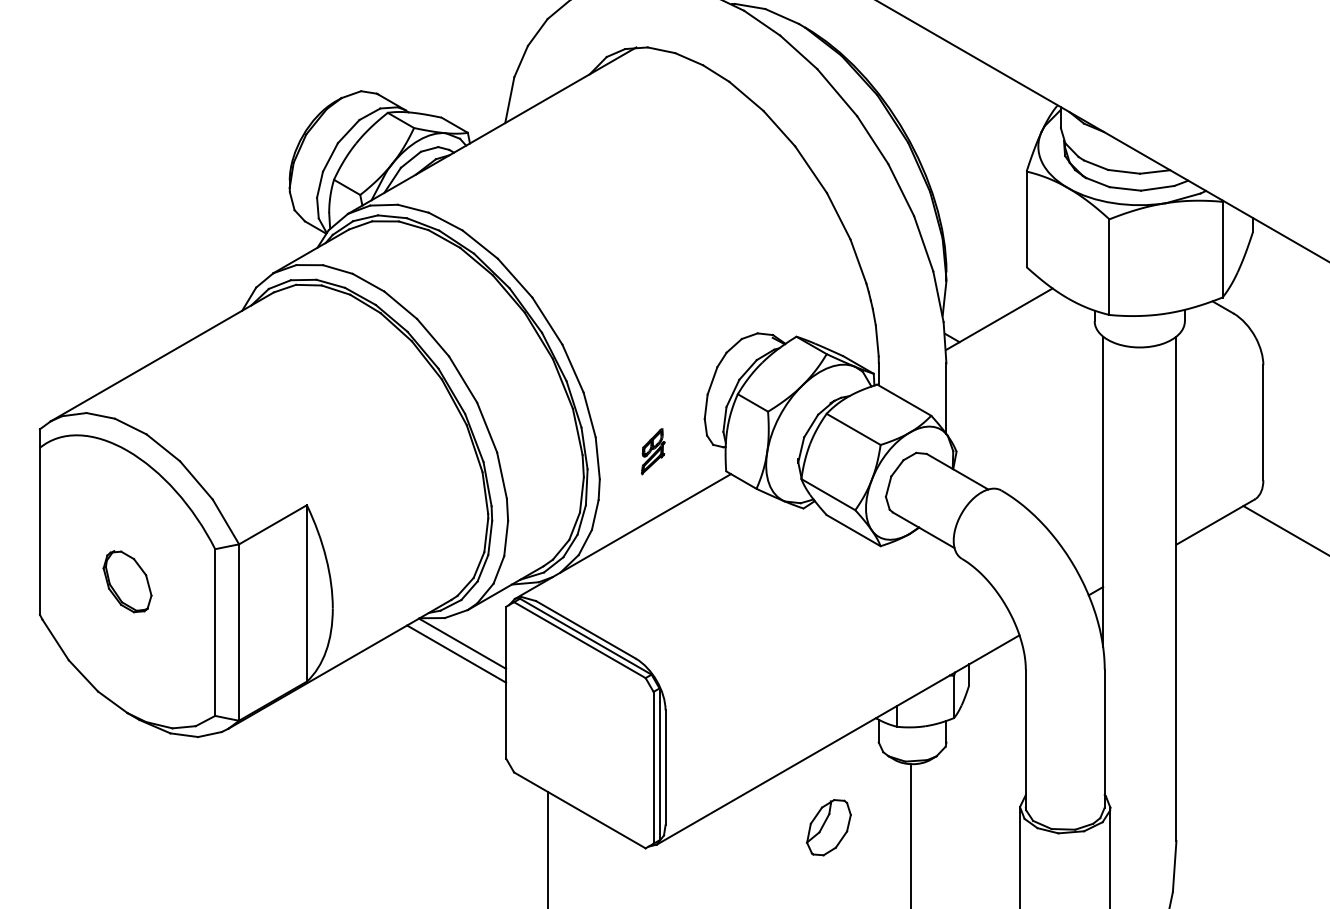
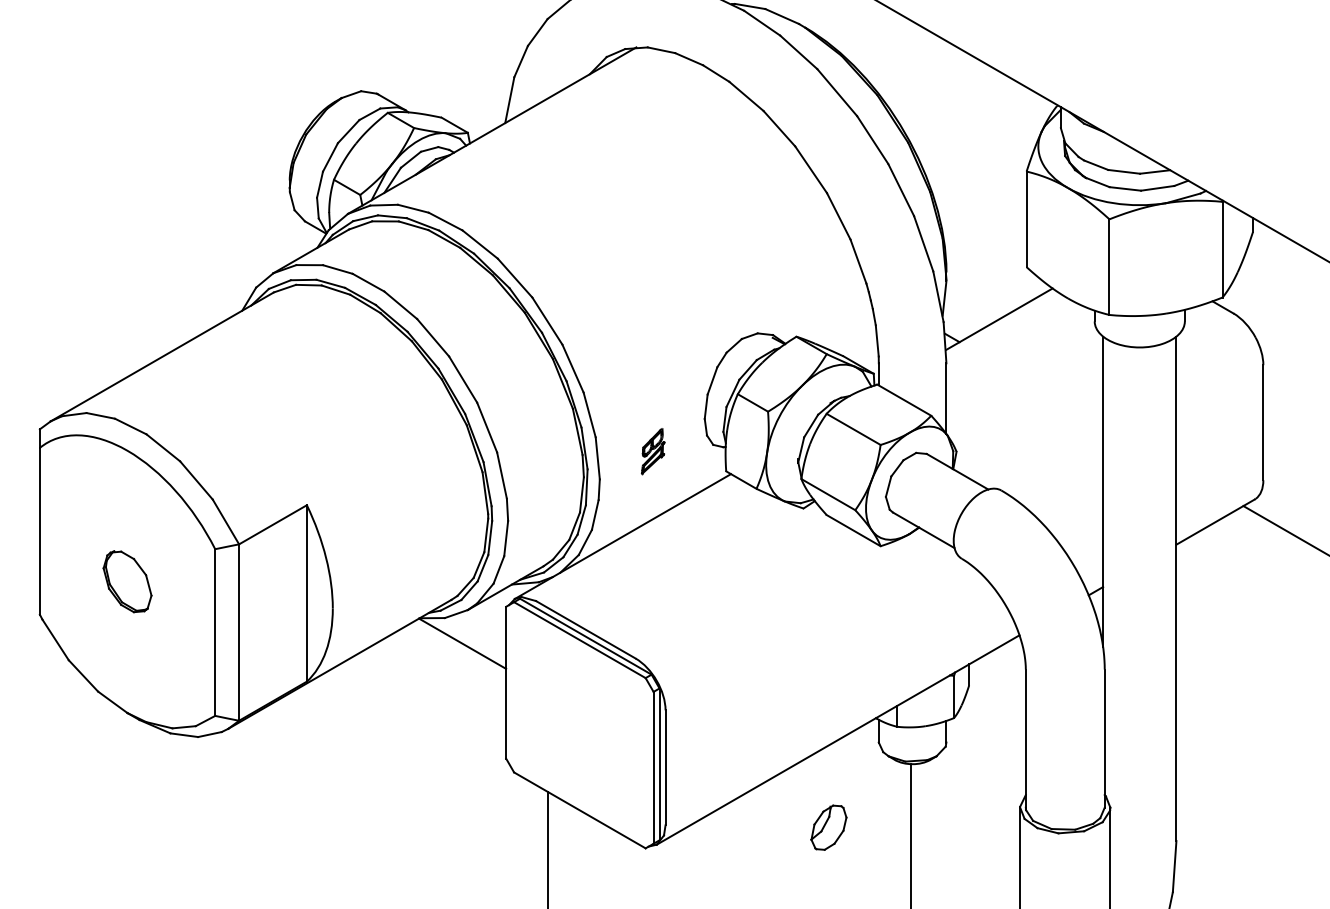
line: present -> none (456, 653)
part size: 46x58 px -> 38x47 px (828, 827)
